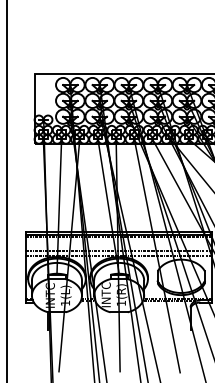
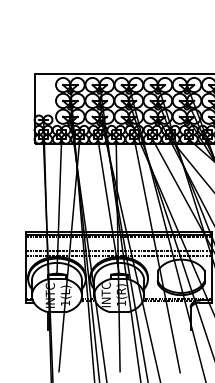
line: present -> none (7, 190)
